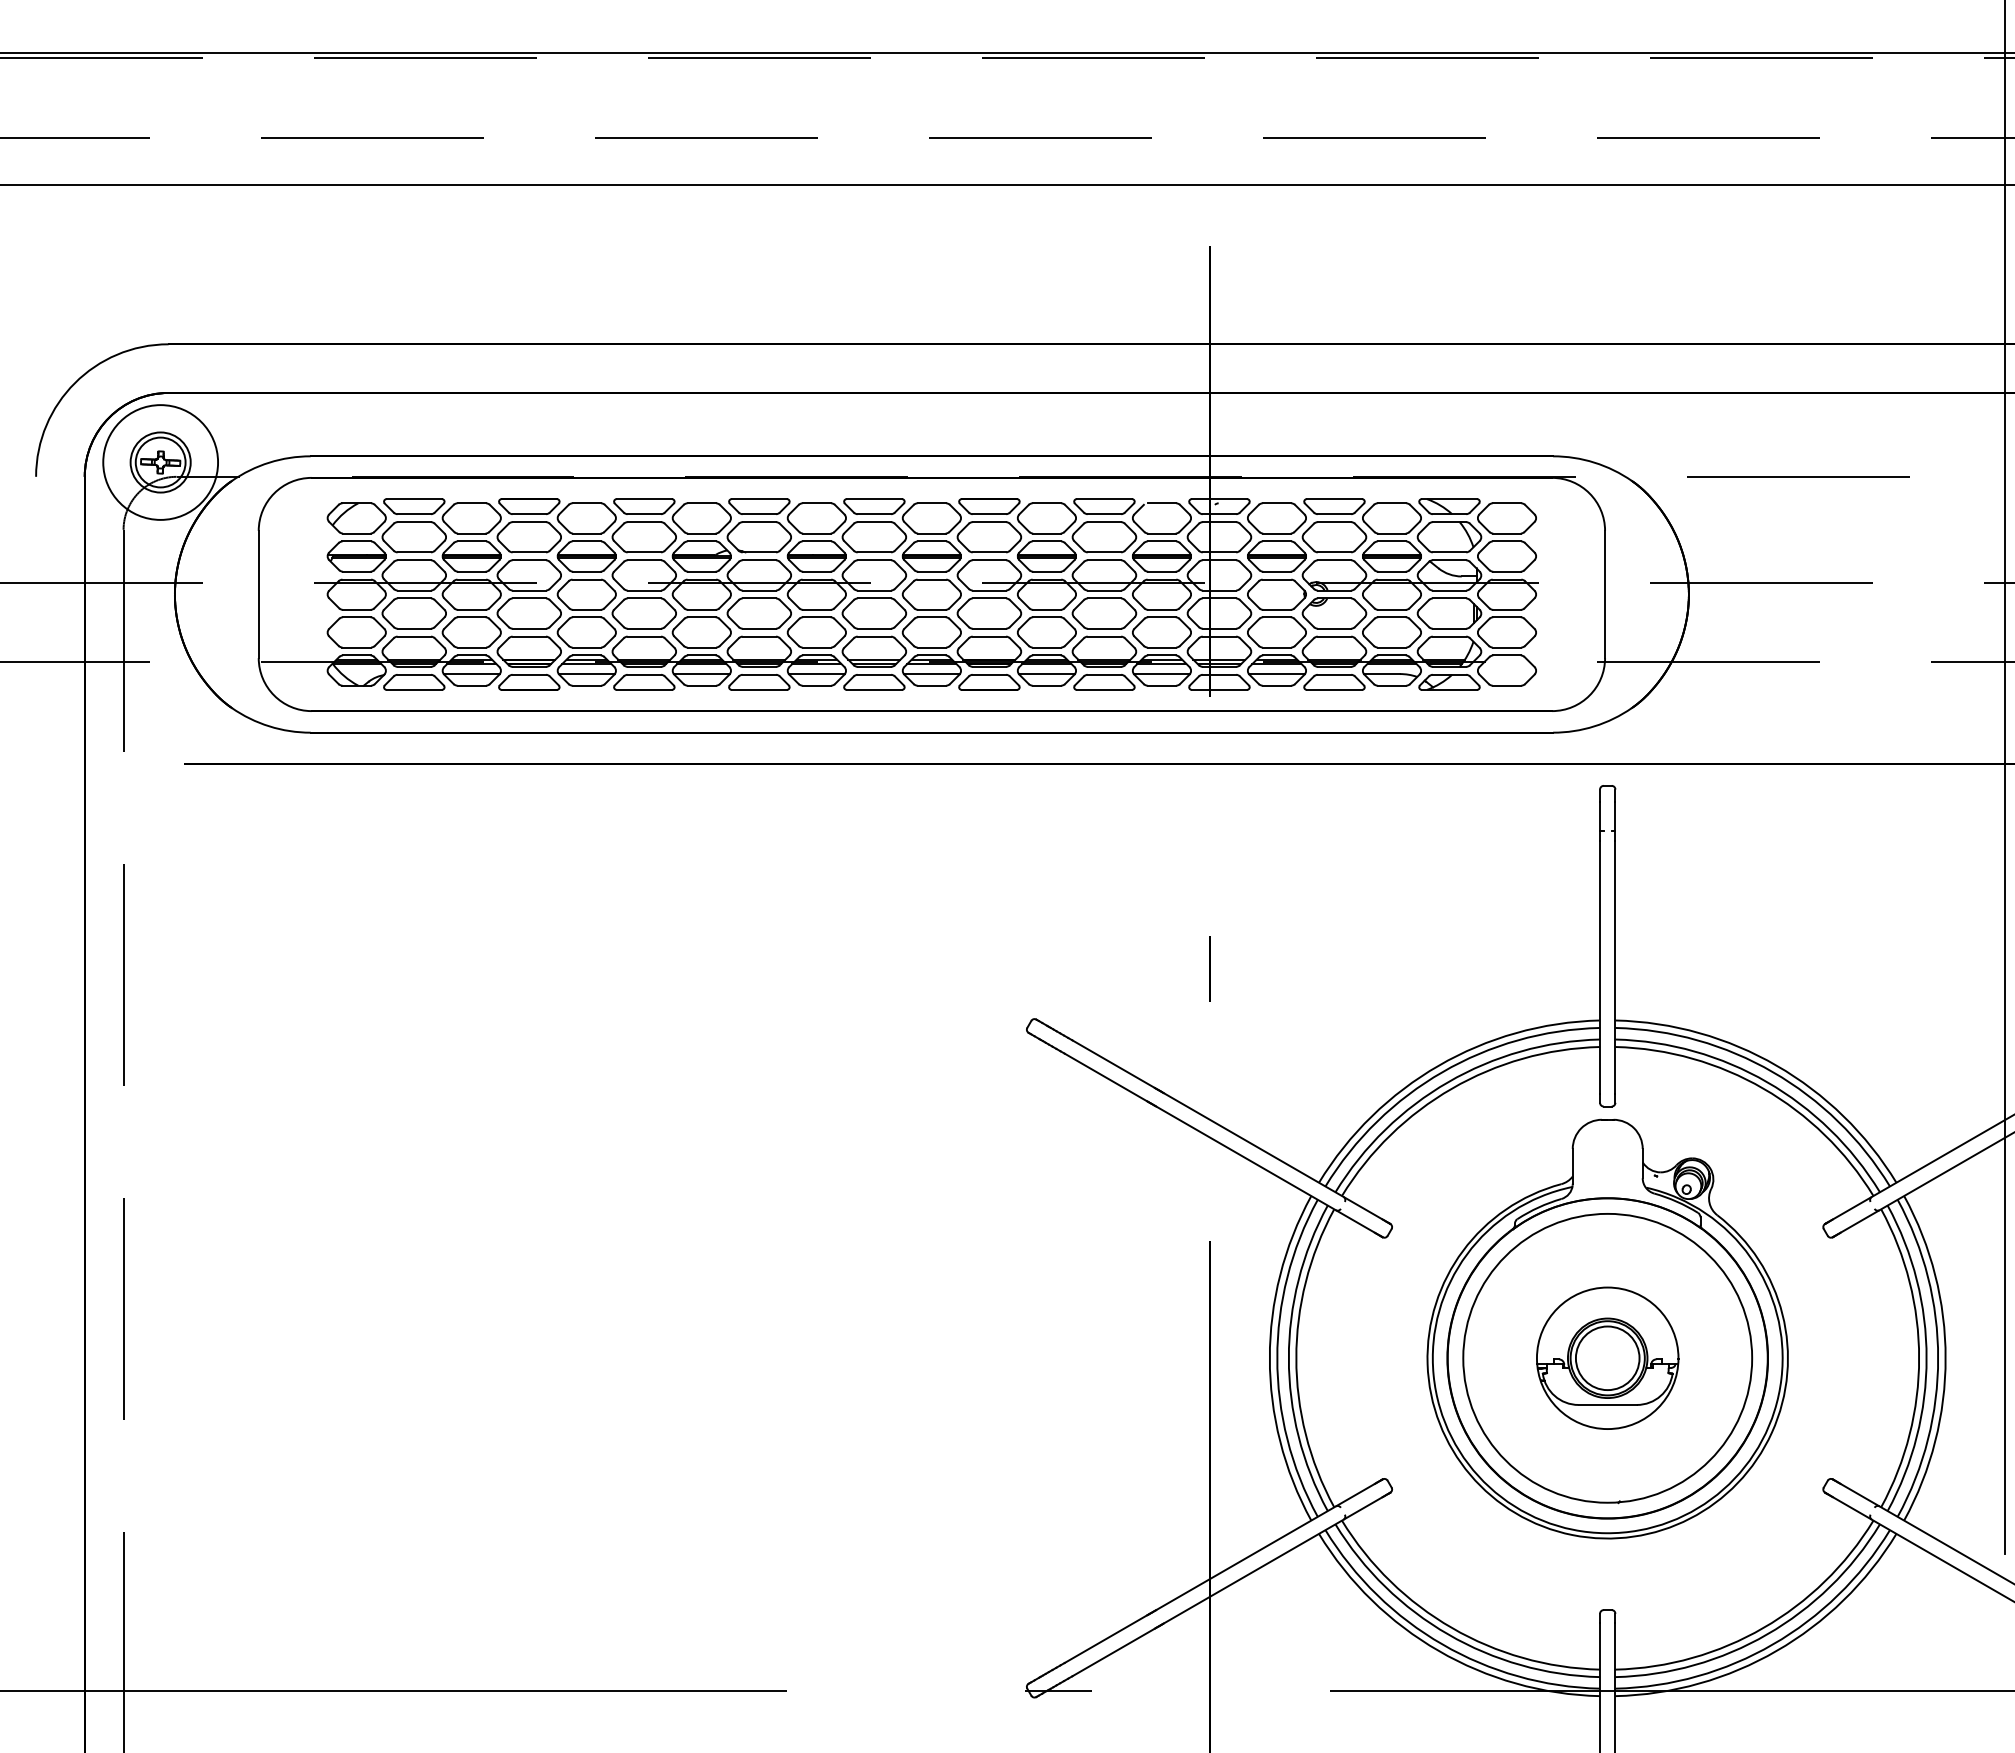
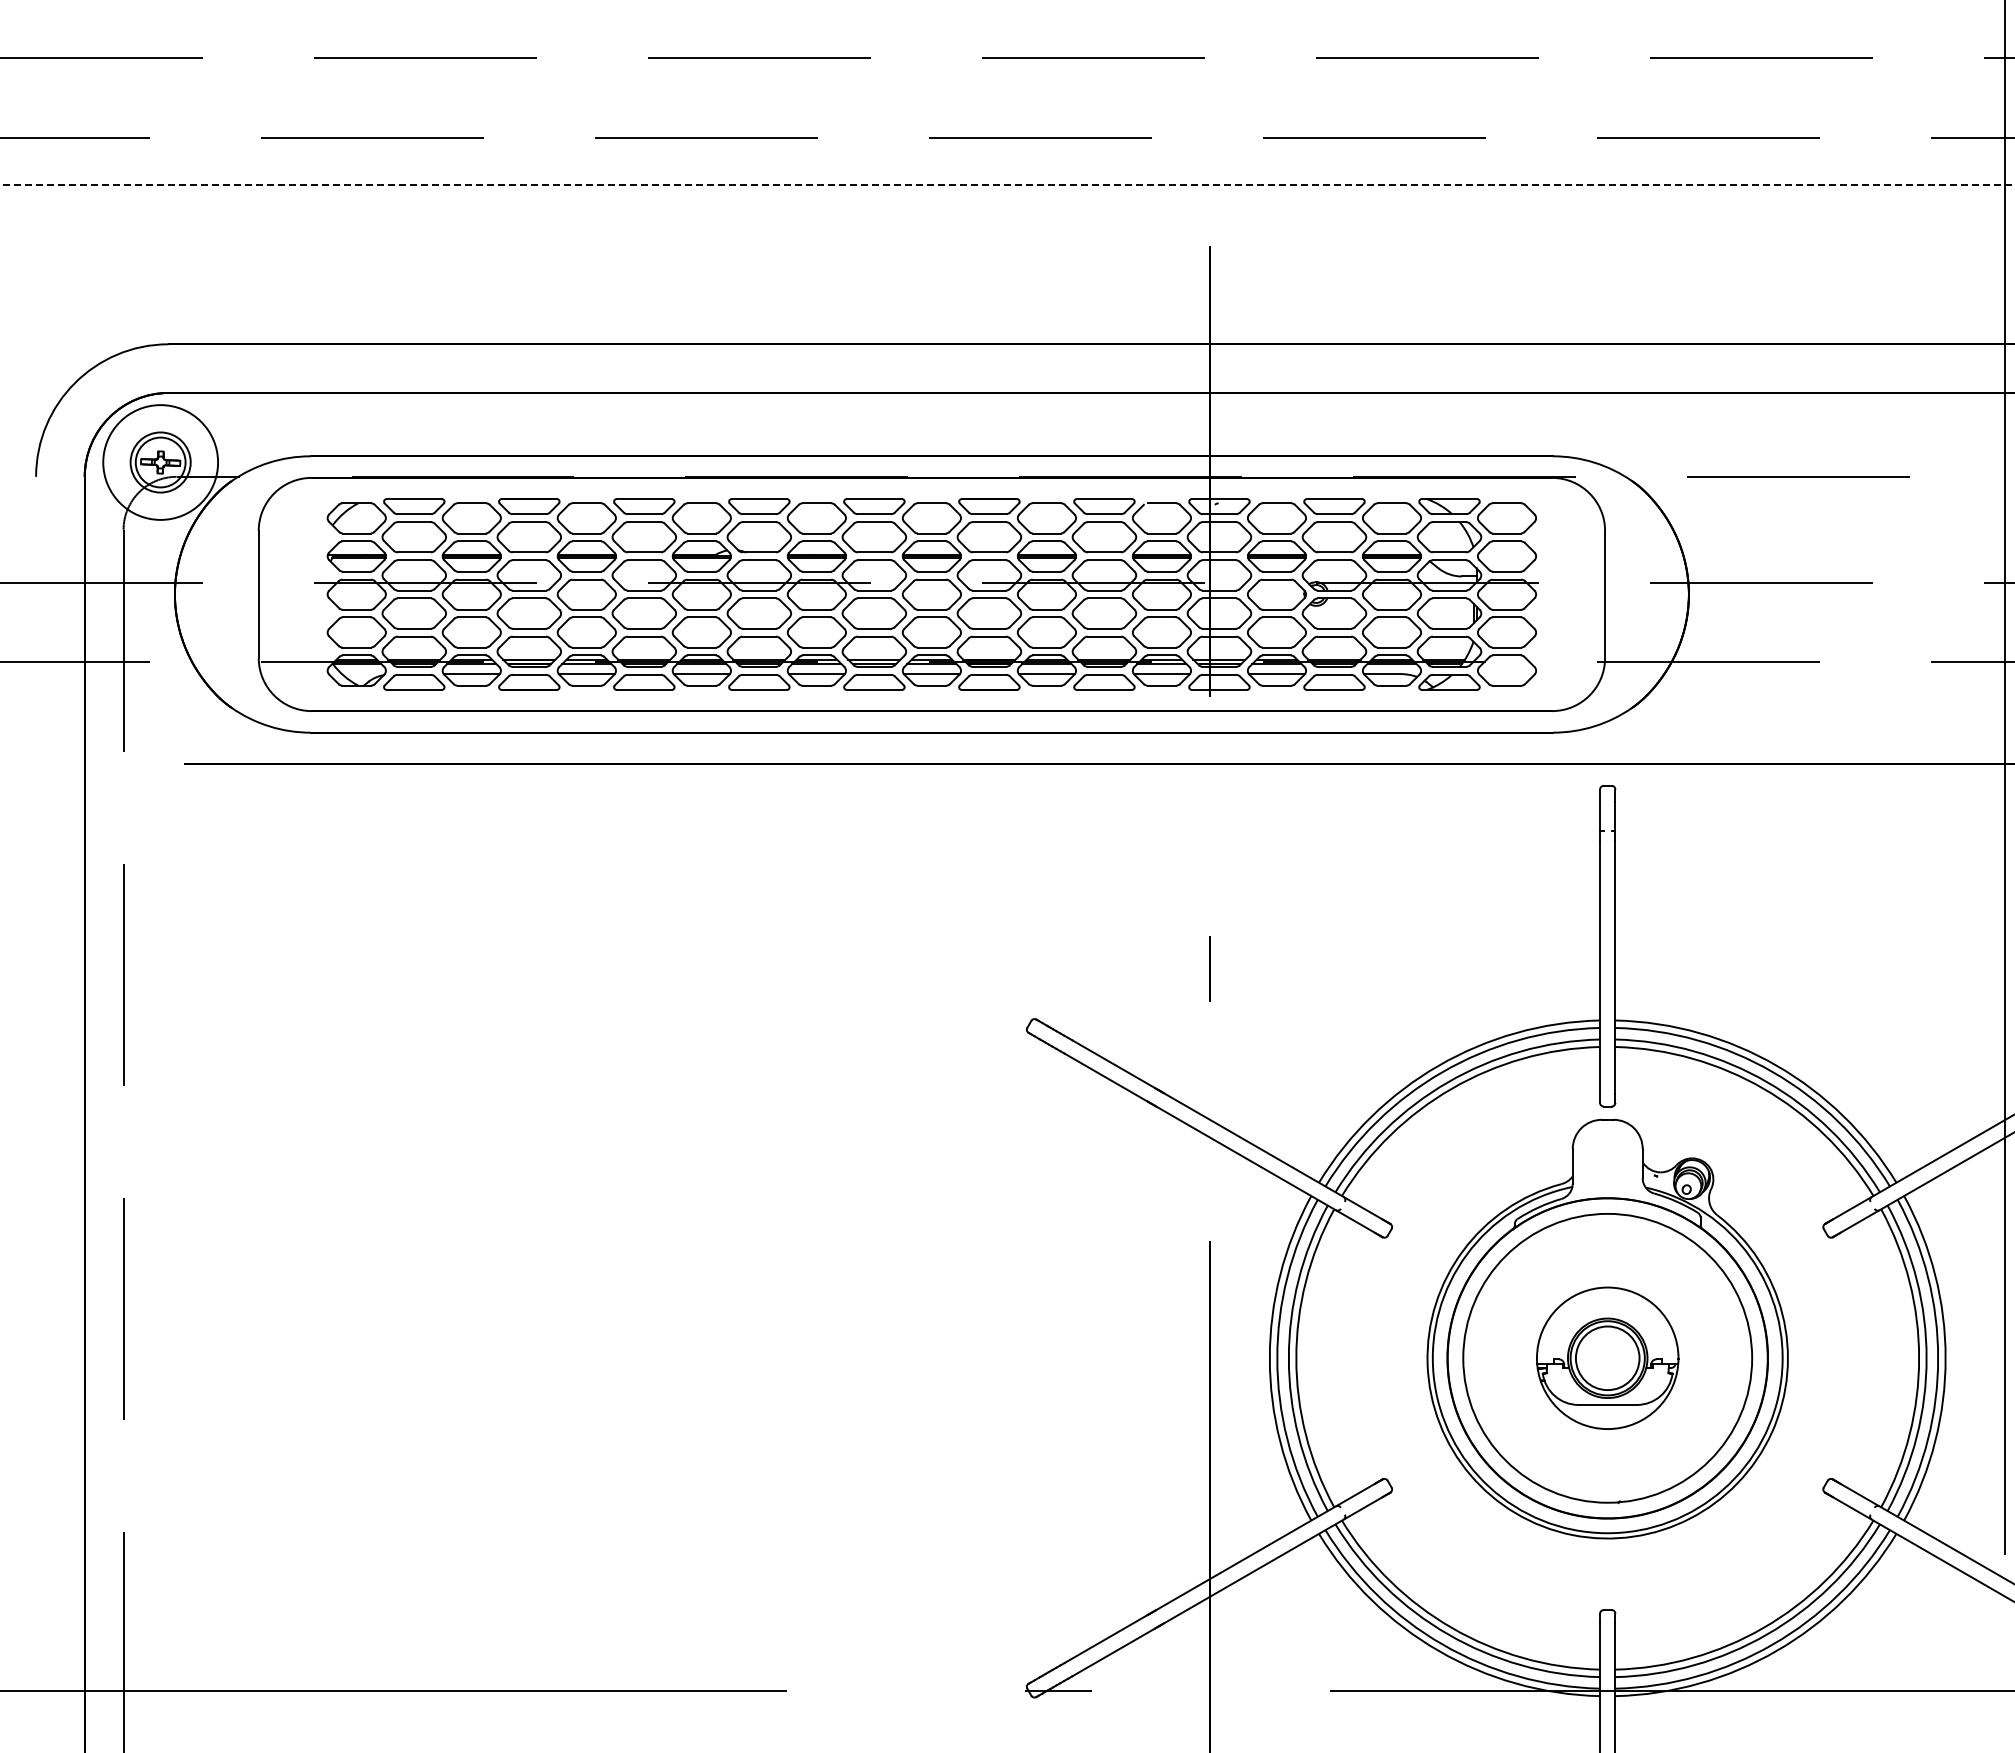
line: present -> none (1006, 52)
line: solid -> dashed (1008, 185)
